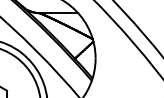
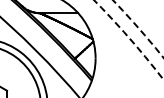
arc: solid -> dashed (139, 28)
arc: solid -> dashed (130, 39)
